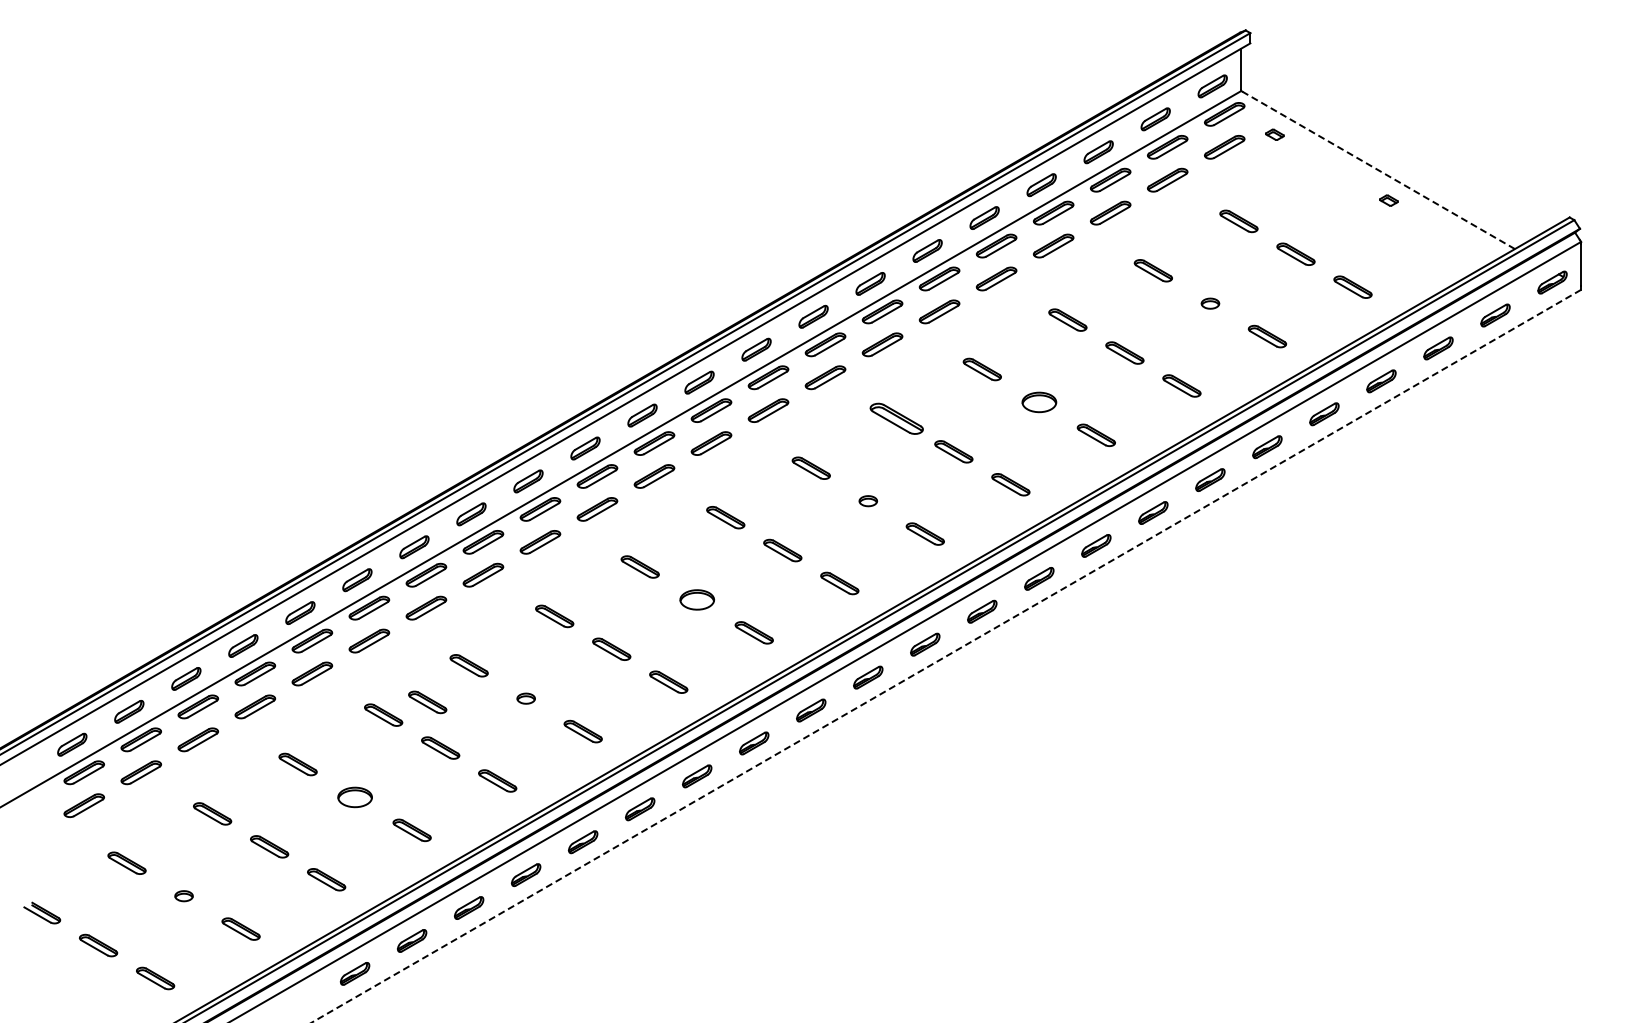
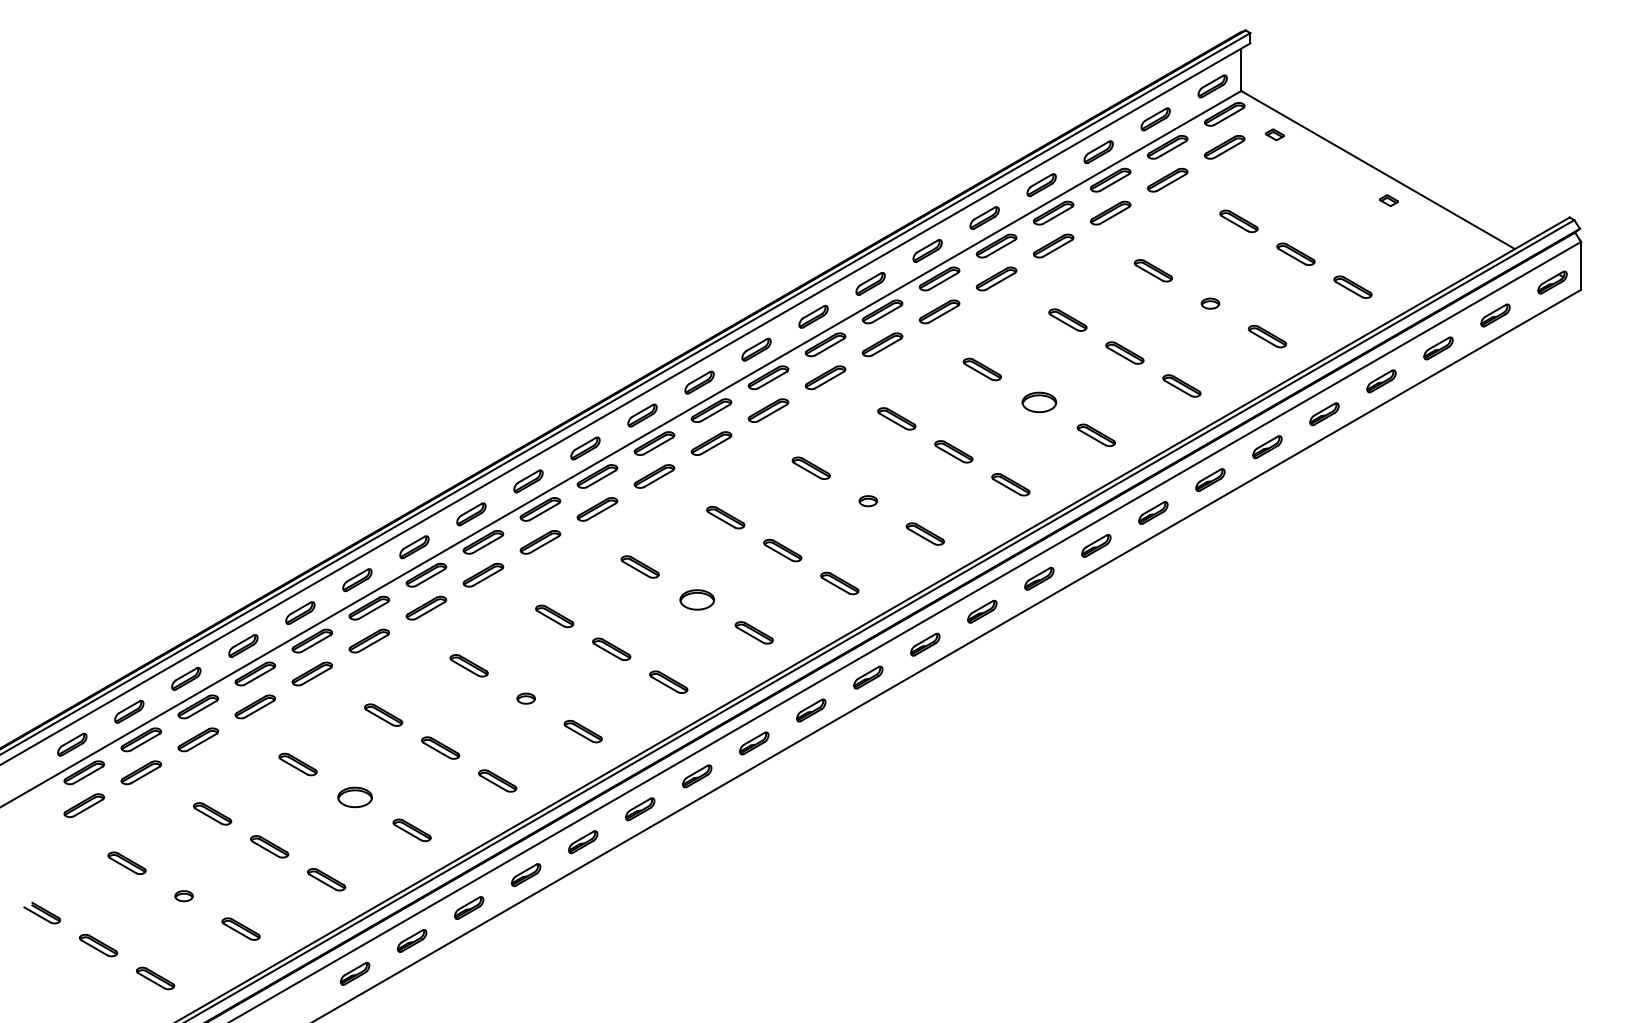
line: dashed -> solid (1378, 170)
part size: 55x33 px -> 40x24 px (896, 418)
line: dashed -> solid (946, 656)
part: present -> none (427, 702)
